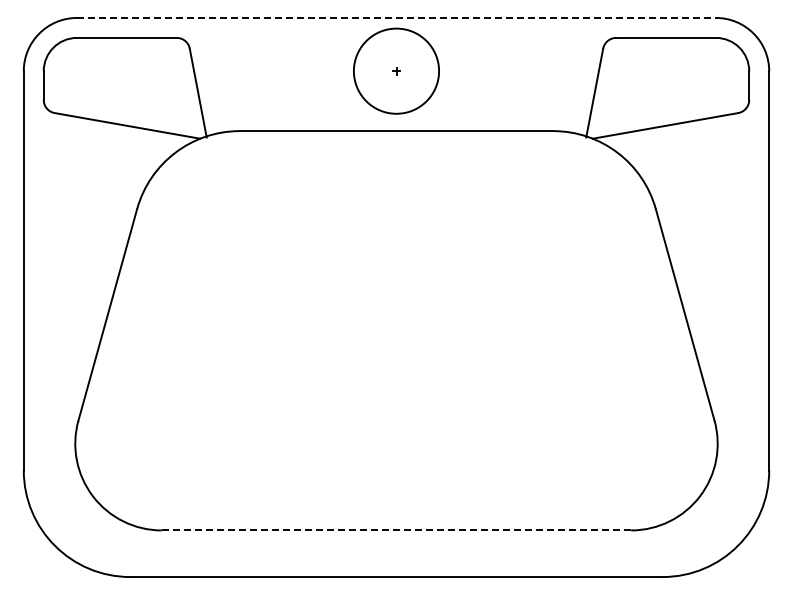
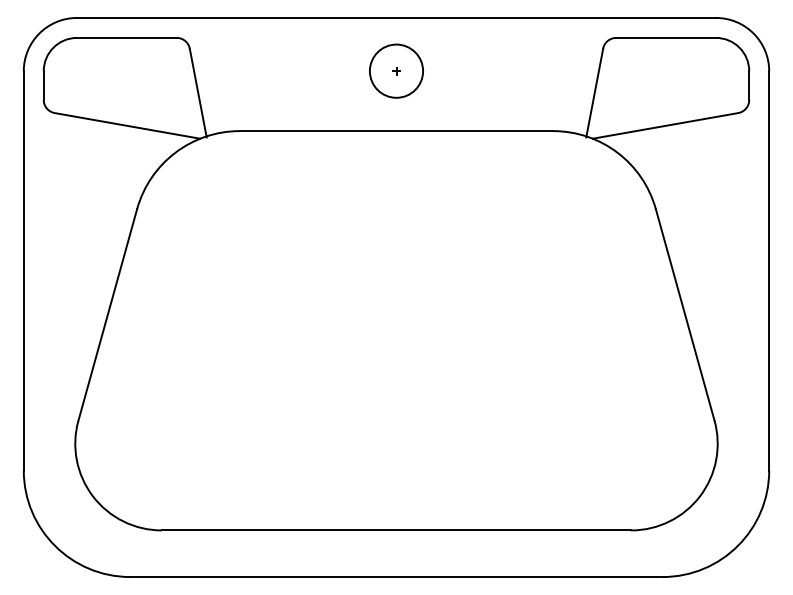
line: dashed -> solid (396, 17)
circle diameter: 85 px -> 53 px (396, 70)
line: dashed -> solid (396, 530)
